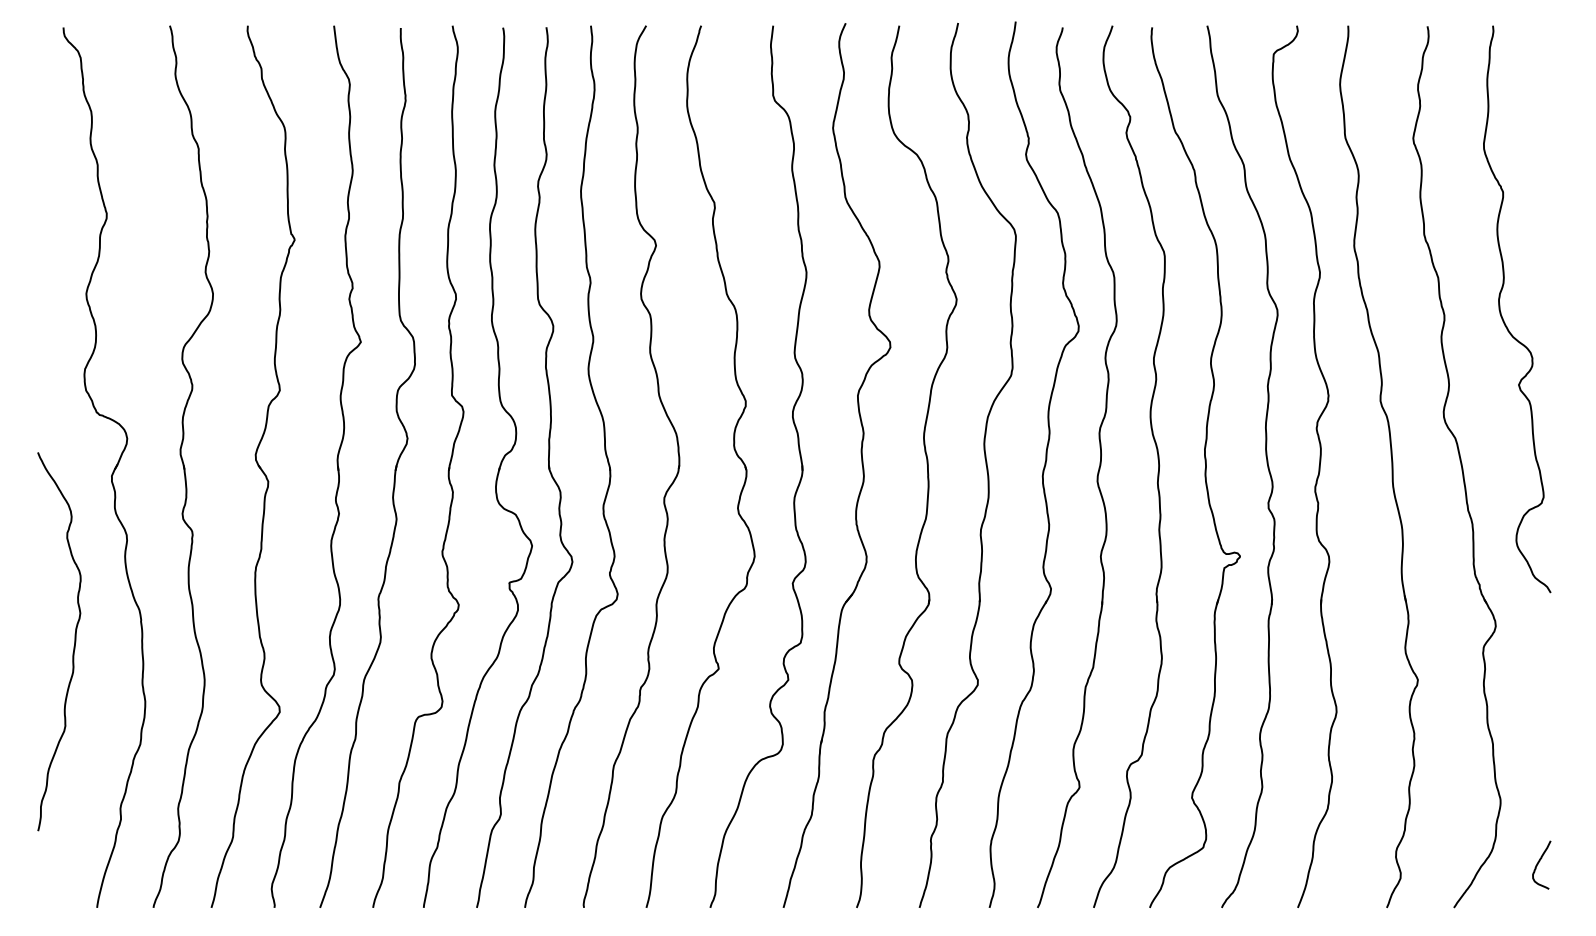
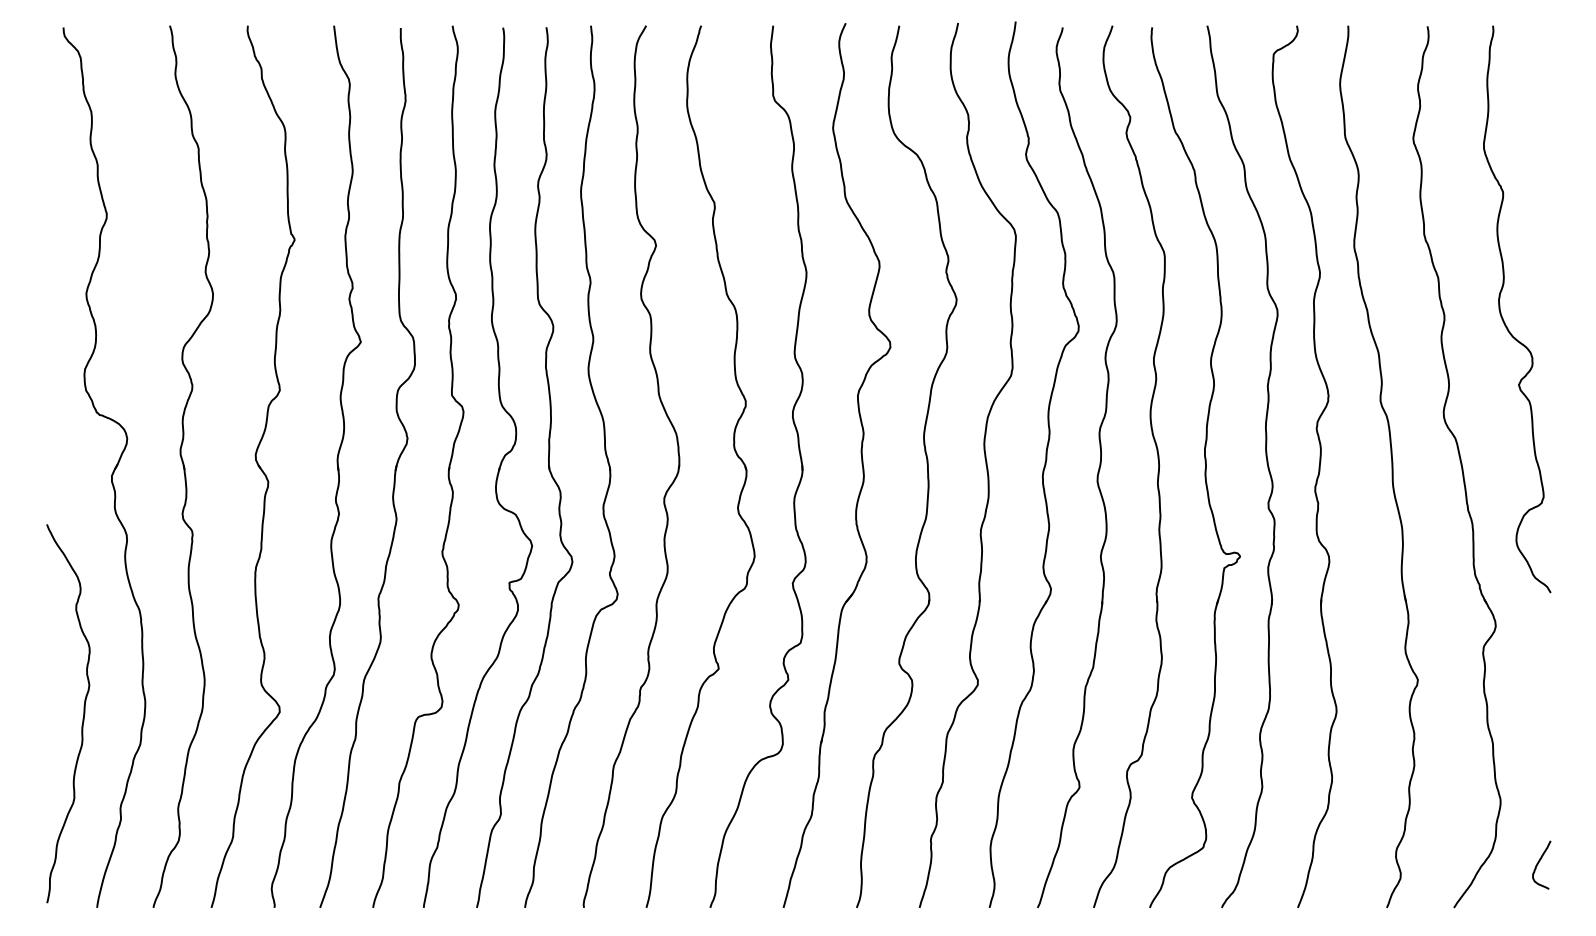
curve position: (73, 646) -> (82, 718) (82, 718)
